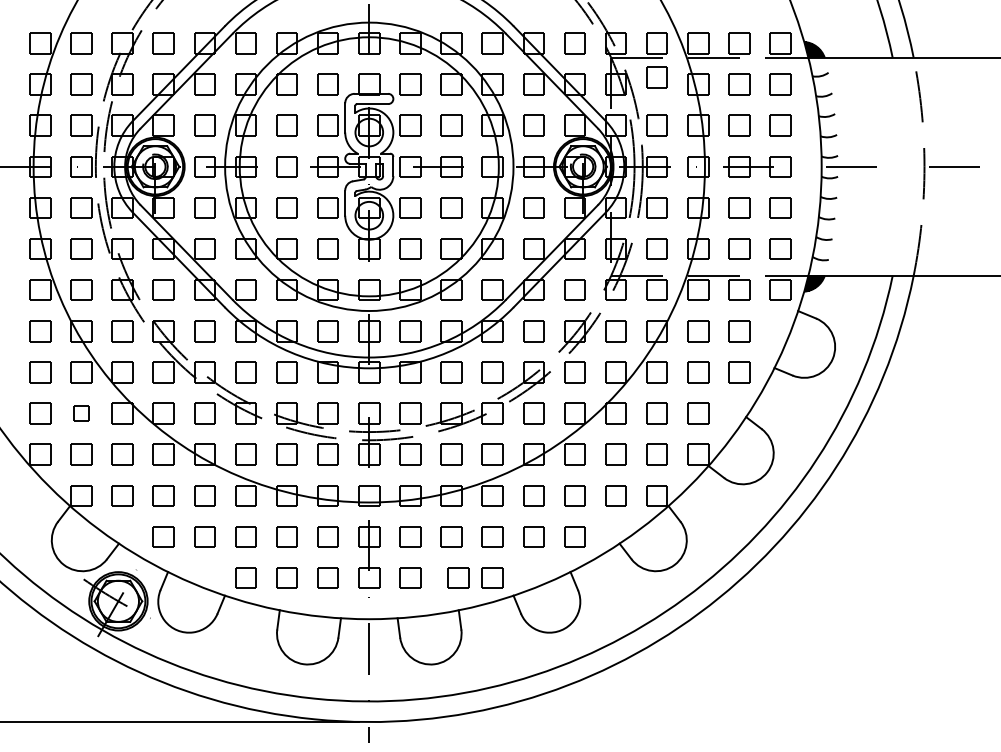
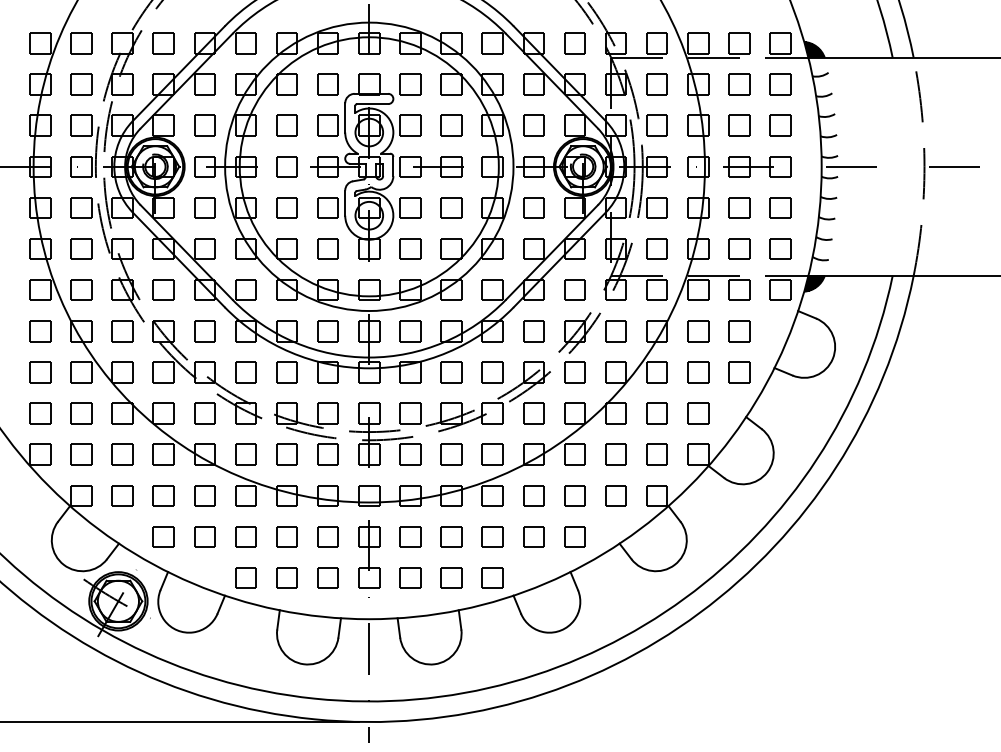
part position: (656, 77) -> (656, 84) (656, 84)
part size: 17x17 px -> 23x23 px (81, 413)
part position: (458, 577) -> (451, 577) (451, 577)
